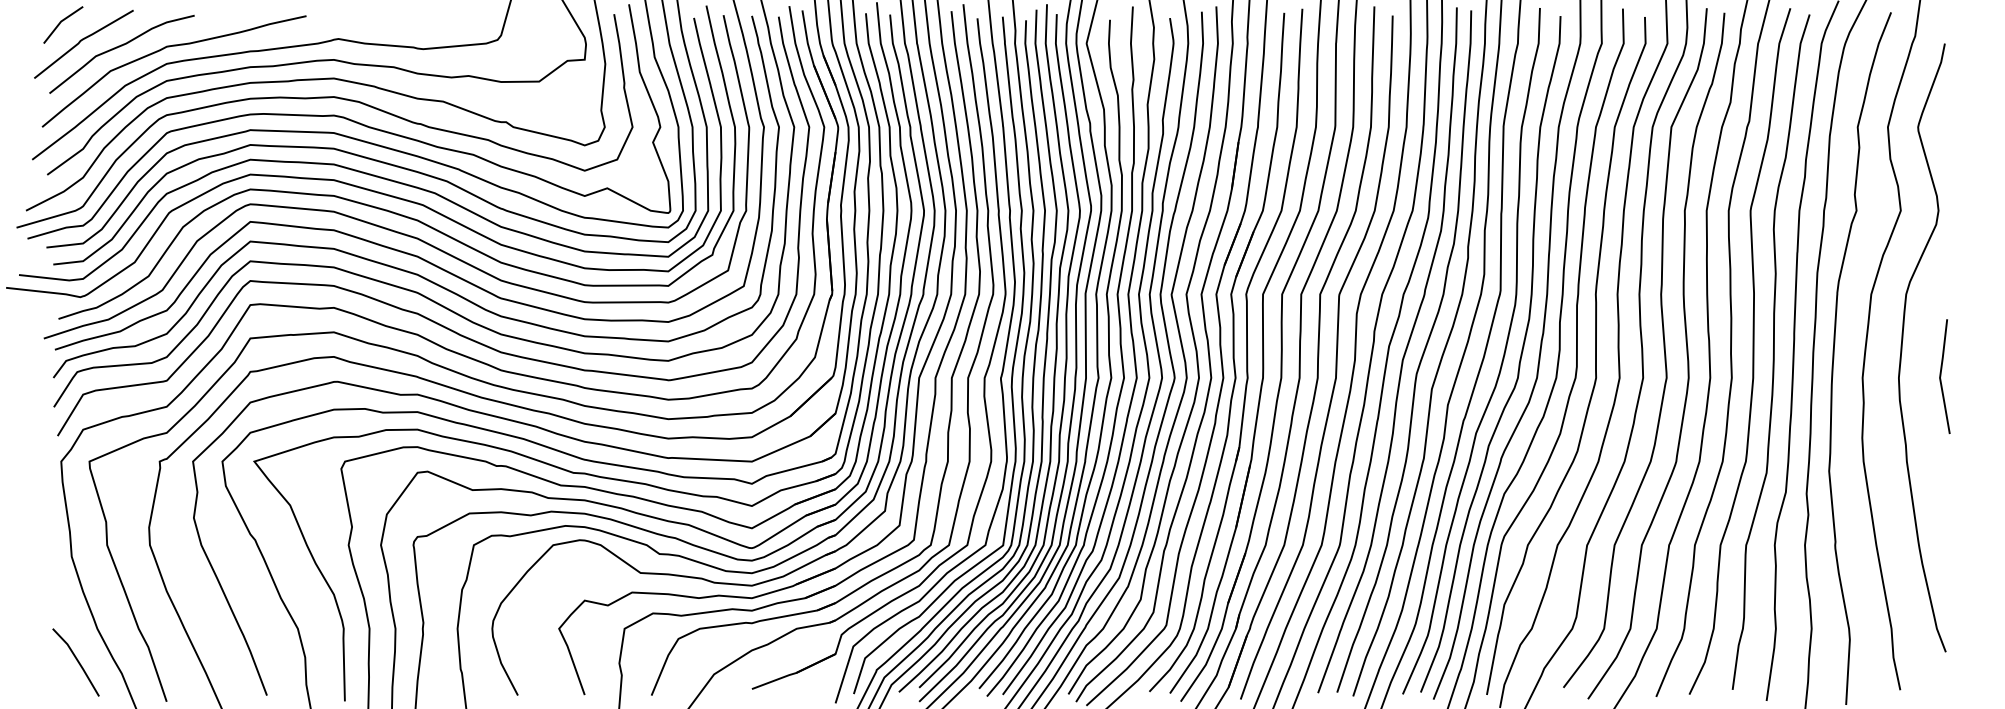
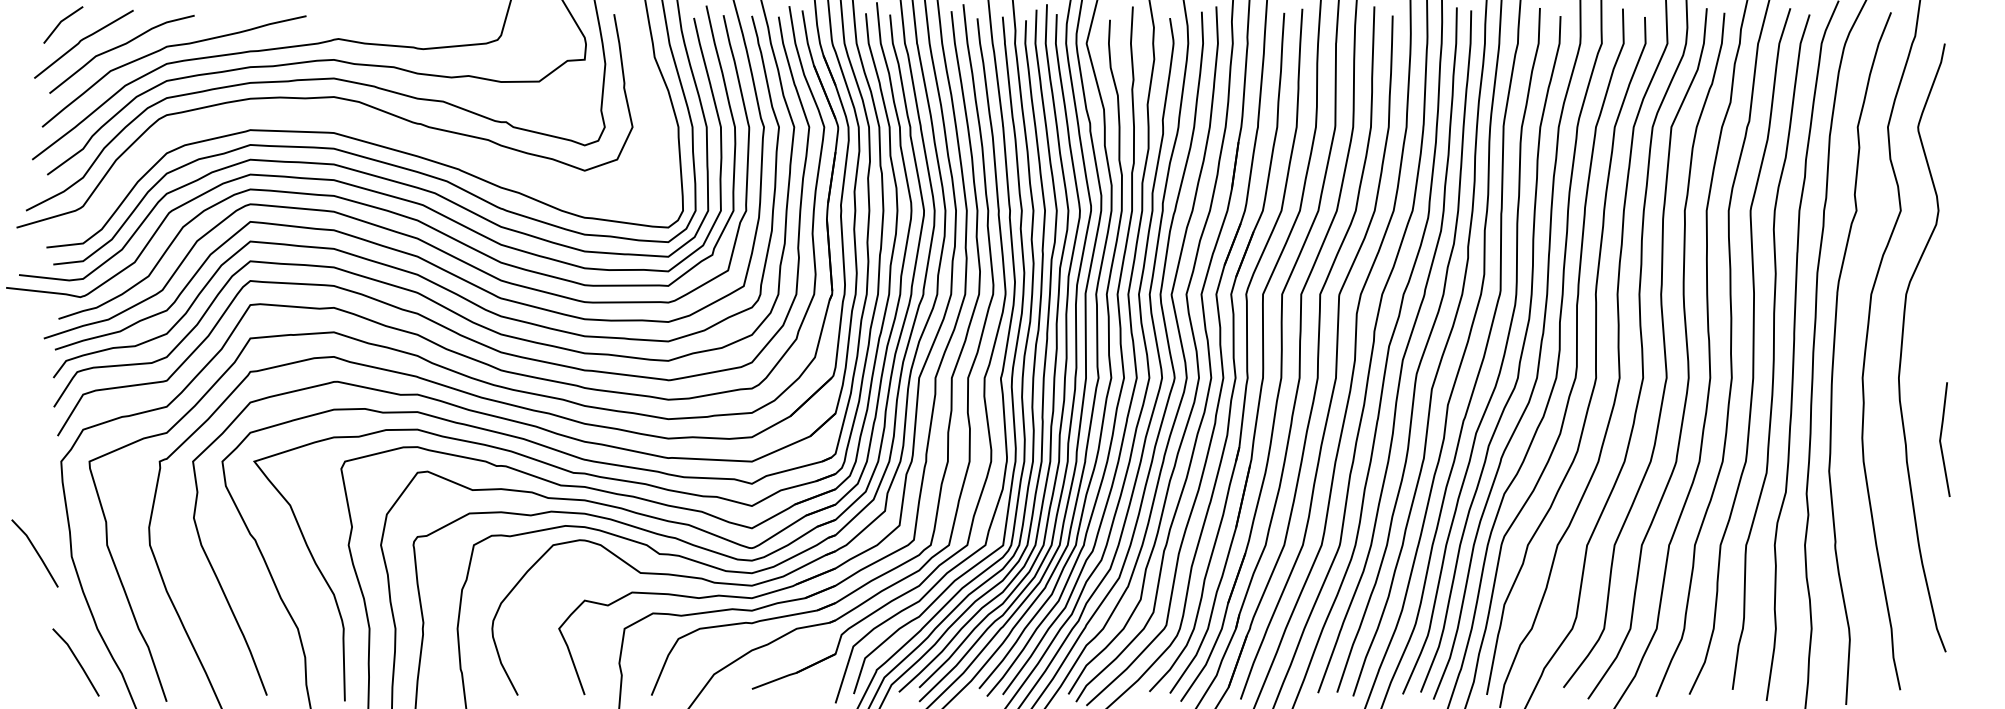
curve: present -> none (349, 120)
line position: (1941, 376) -> (1941, 439) (1941, 439)
line: none -> present (36, 553)
